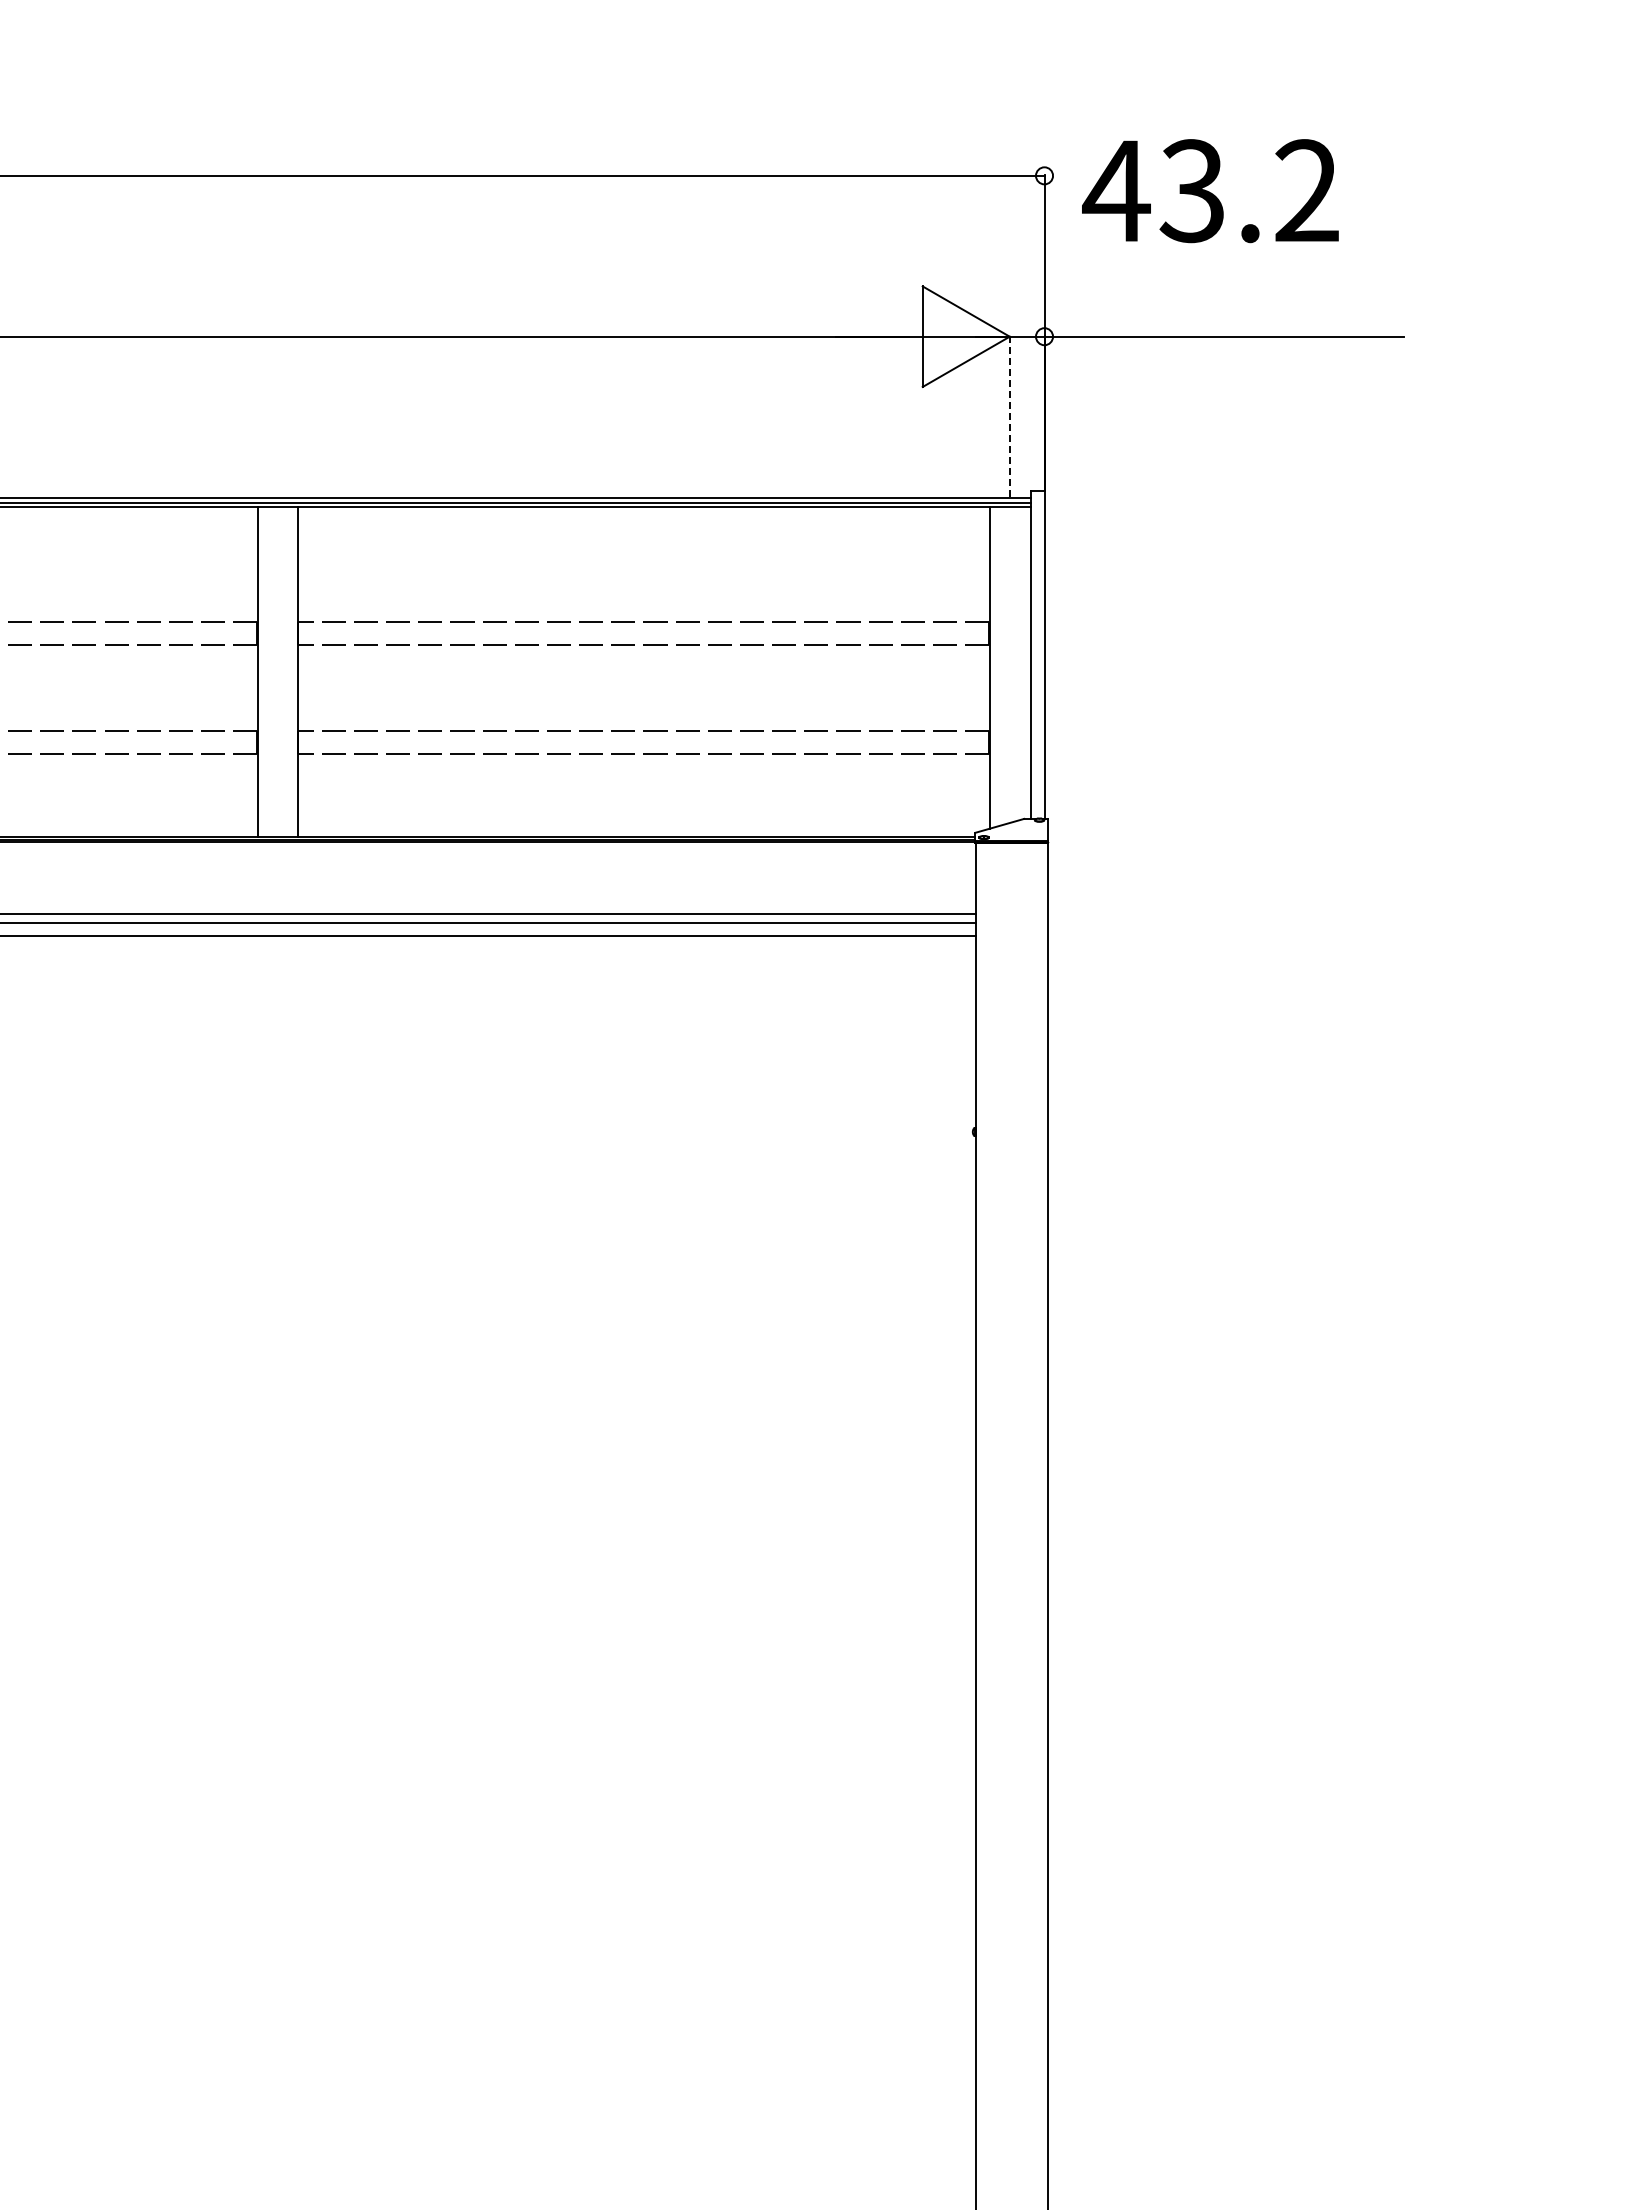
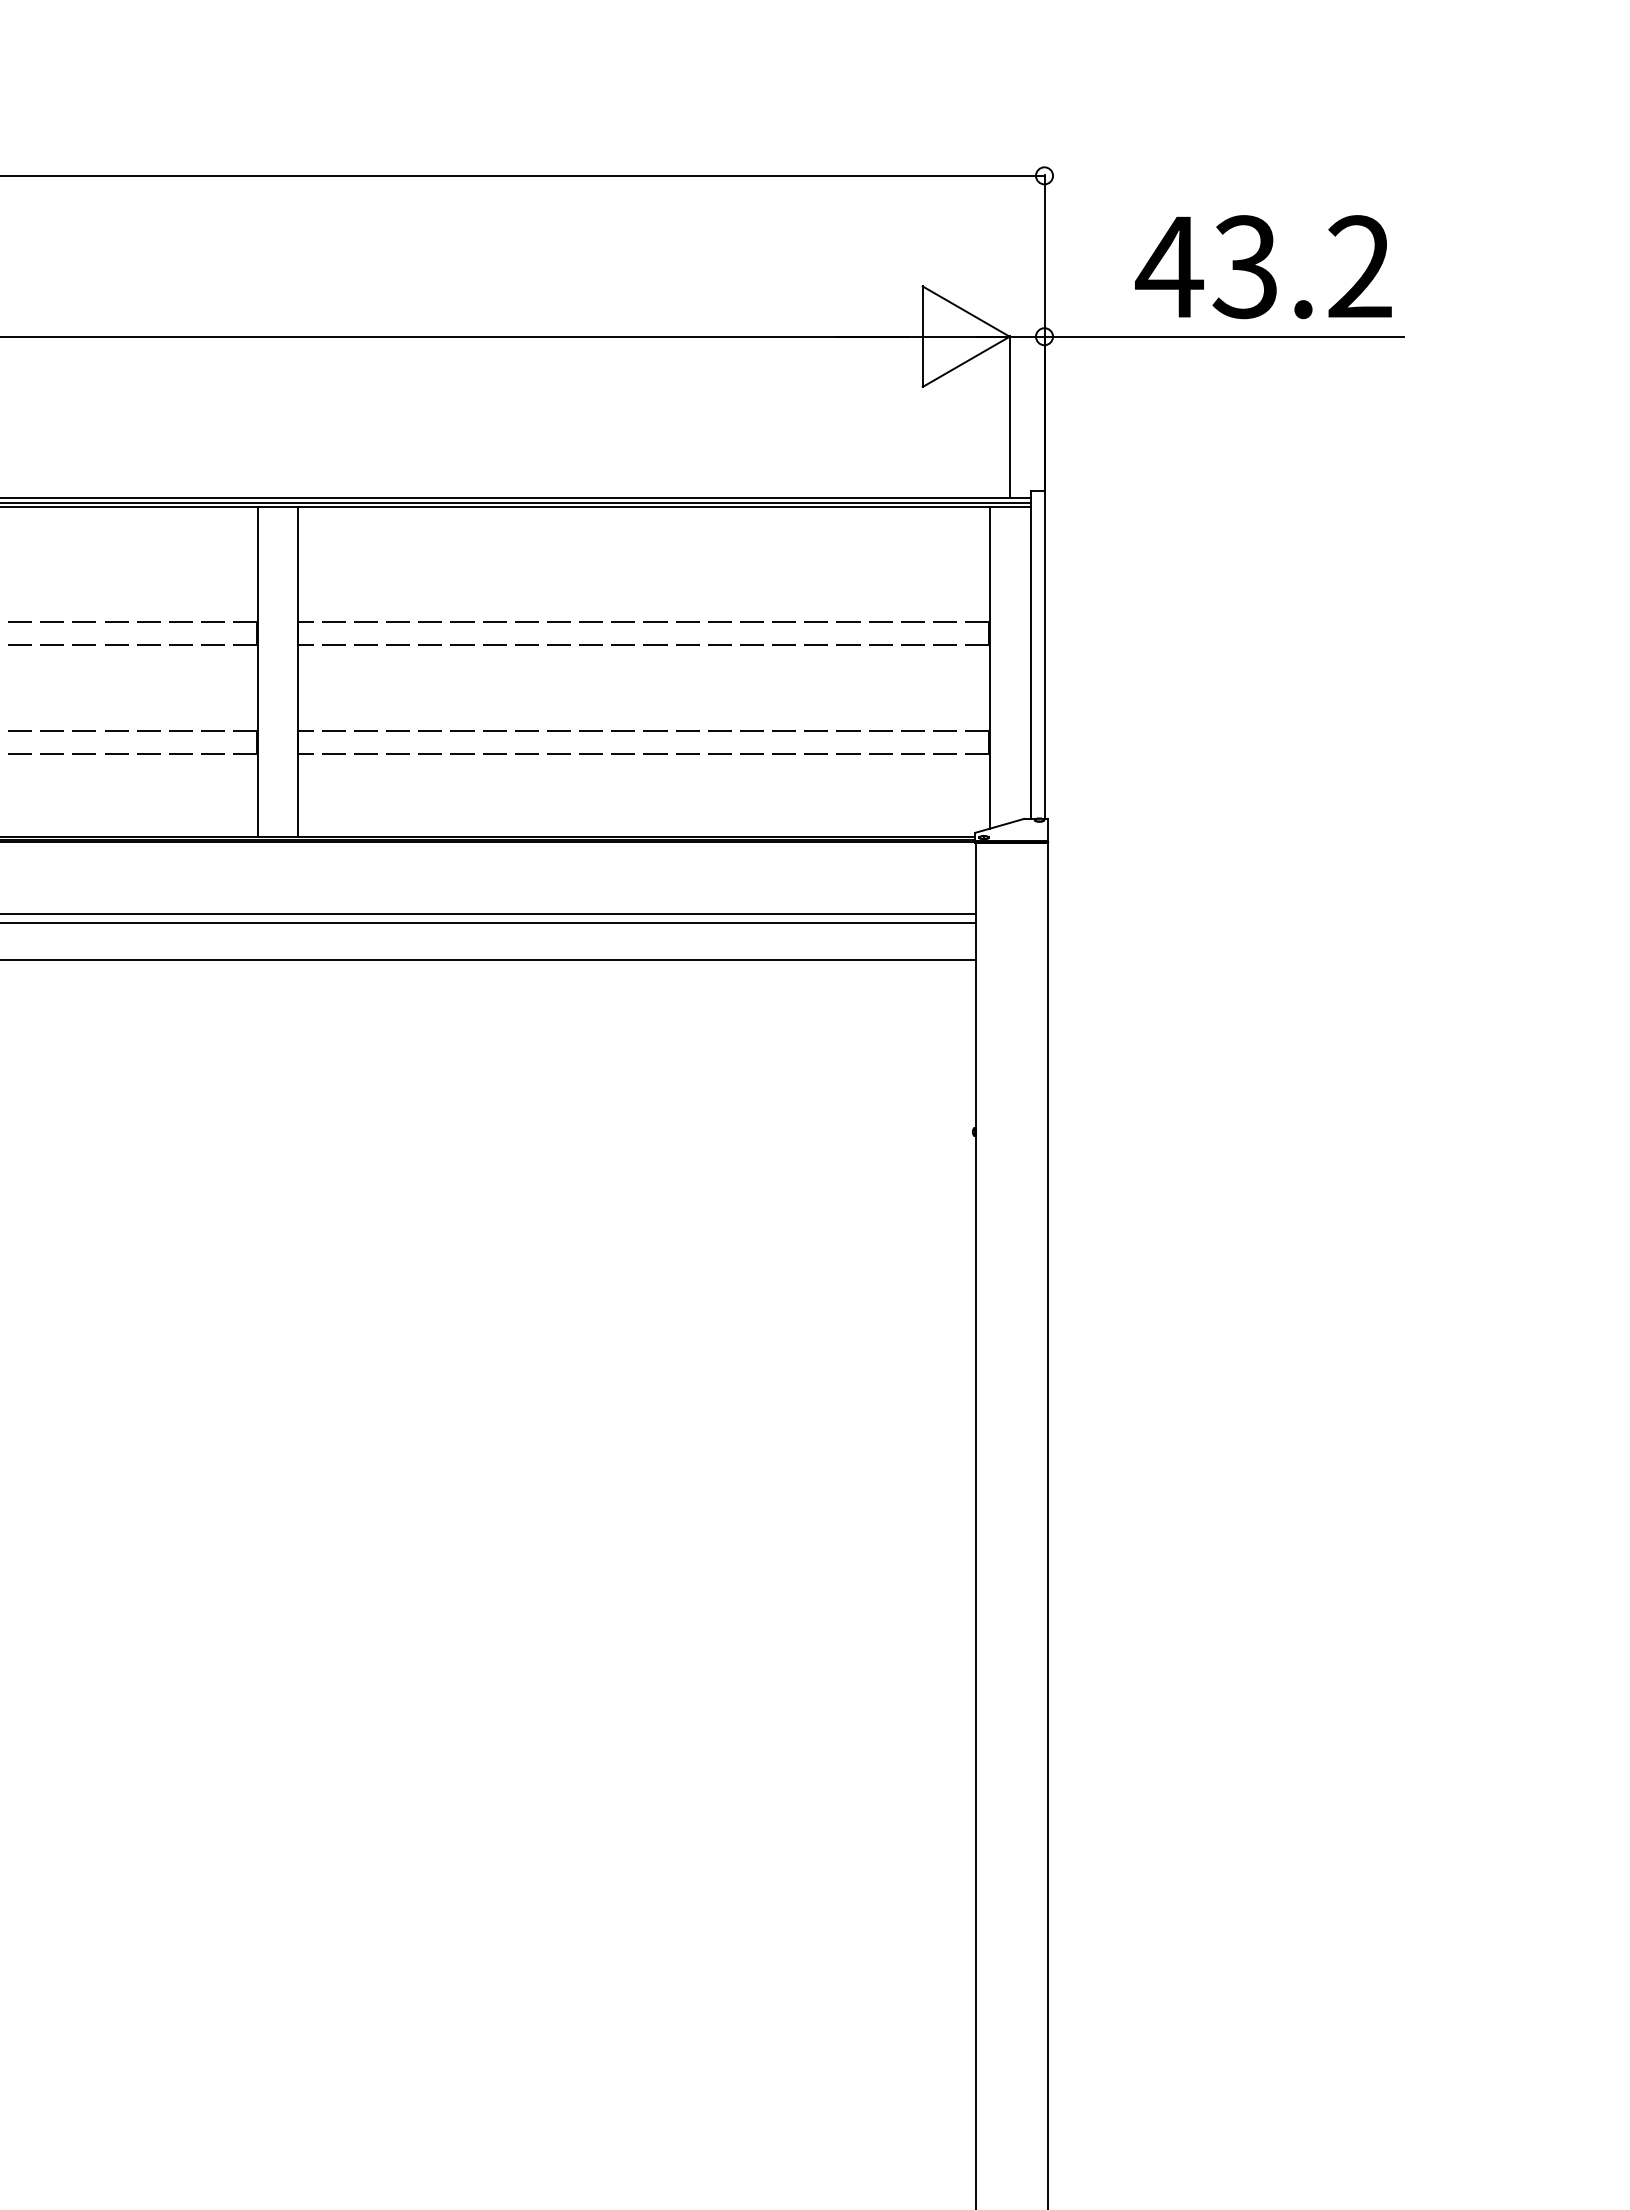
text position: (1210, 191) -> (1263, 267) (1263, 267)
line: dashed -> solid (1009, 415)
line position: (488, 936) -> (488, 960) (488, 960)
